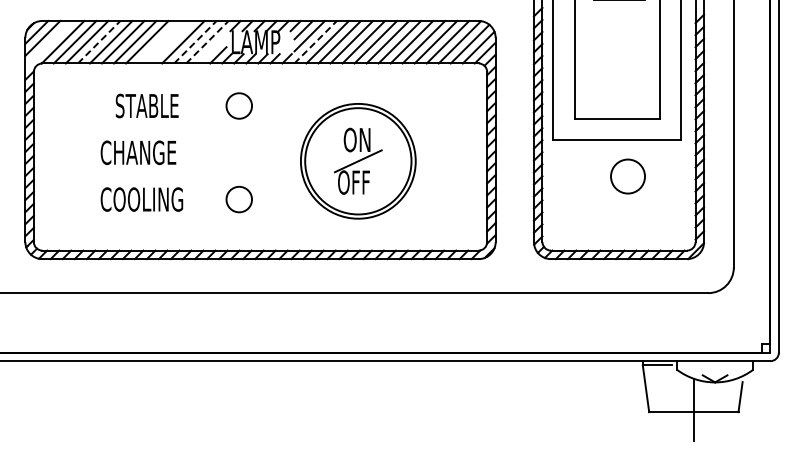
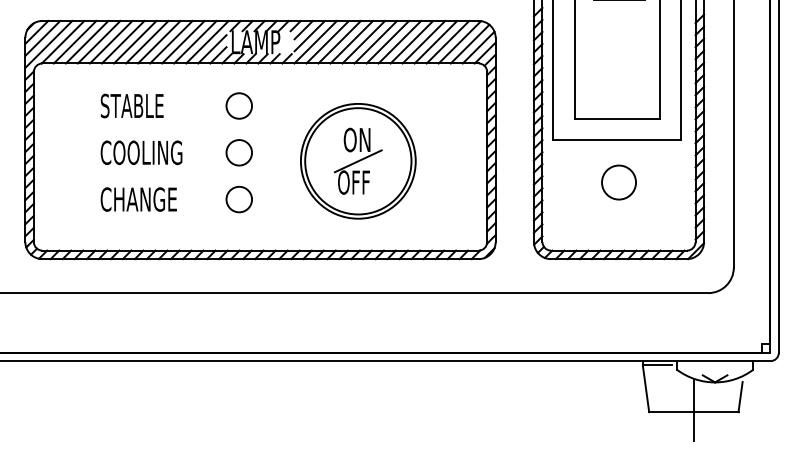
line: dashed -> solid (99, 41)
line: none -> present (159, 41)
line: none -> present (171, 41)
line: dashed -> solid (195, 41)
line: dashed -> solid (207, 41)
line: dashed -> solid (316, 41)
line: none -> present (48, 43)
line: none -> present (212, 49)
text position: (146, 105) -> (131, 105) (131, 105)
text: CHANGE -> COOLING (147, 152)
circle: none -> present (238, 152)
circle position: (627, 176) -> (618, 182) (618, 182)
text: COOLING -> CHANGE (148, 199)
